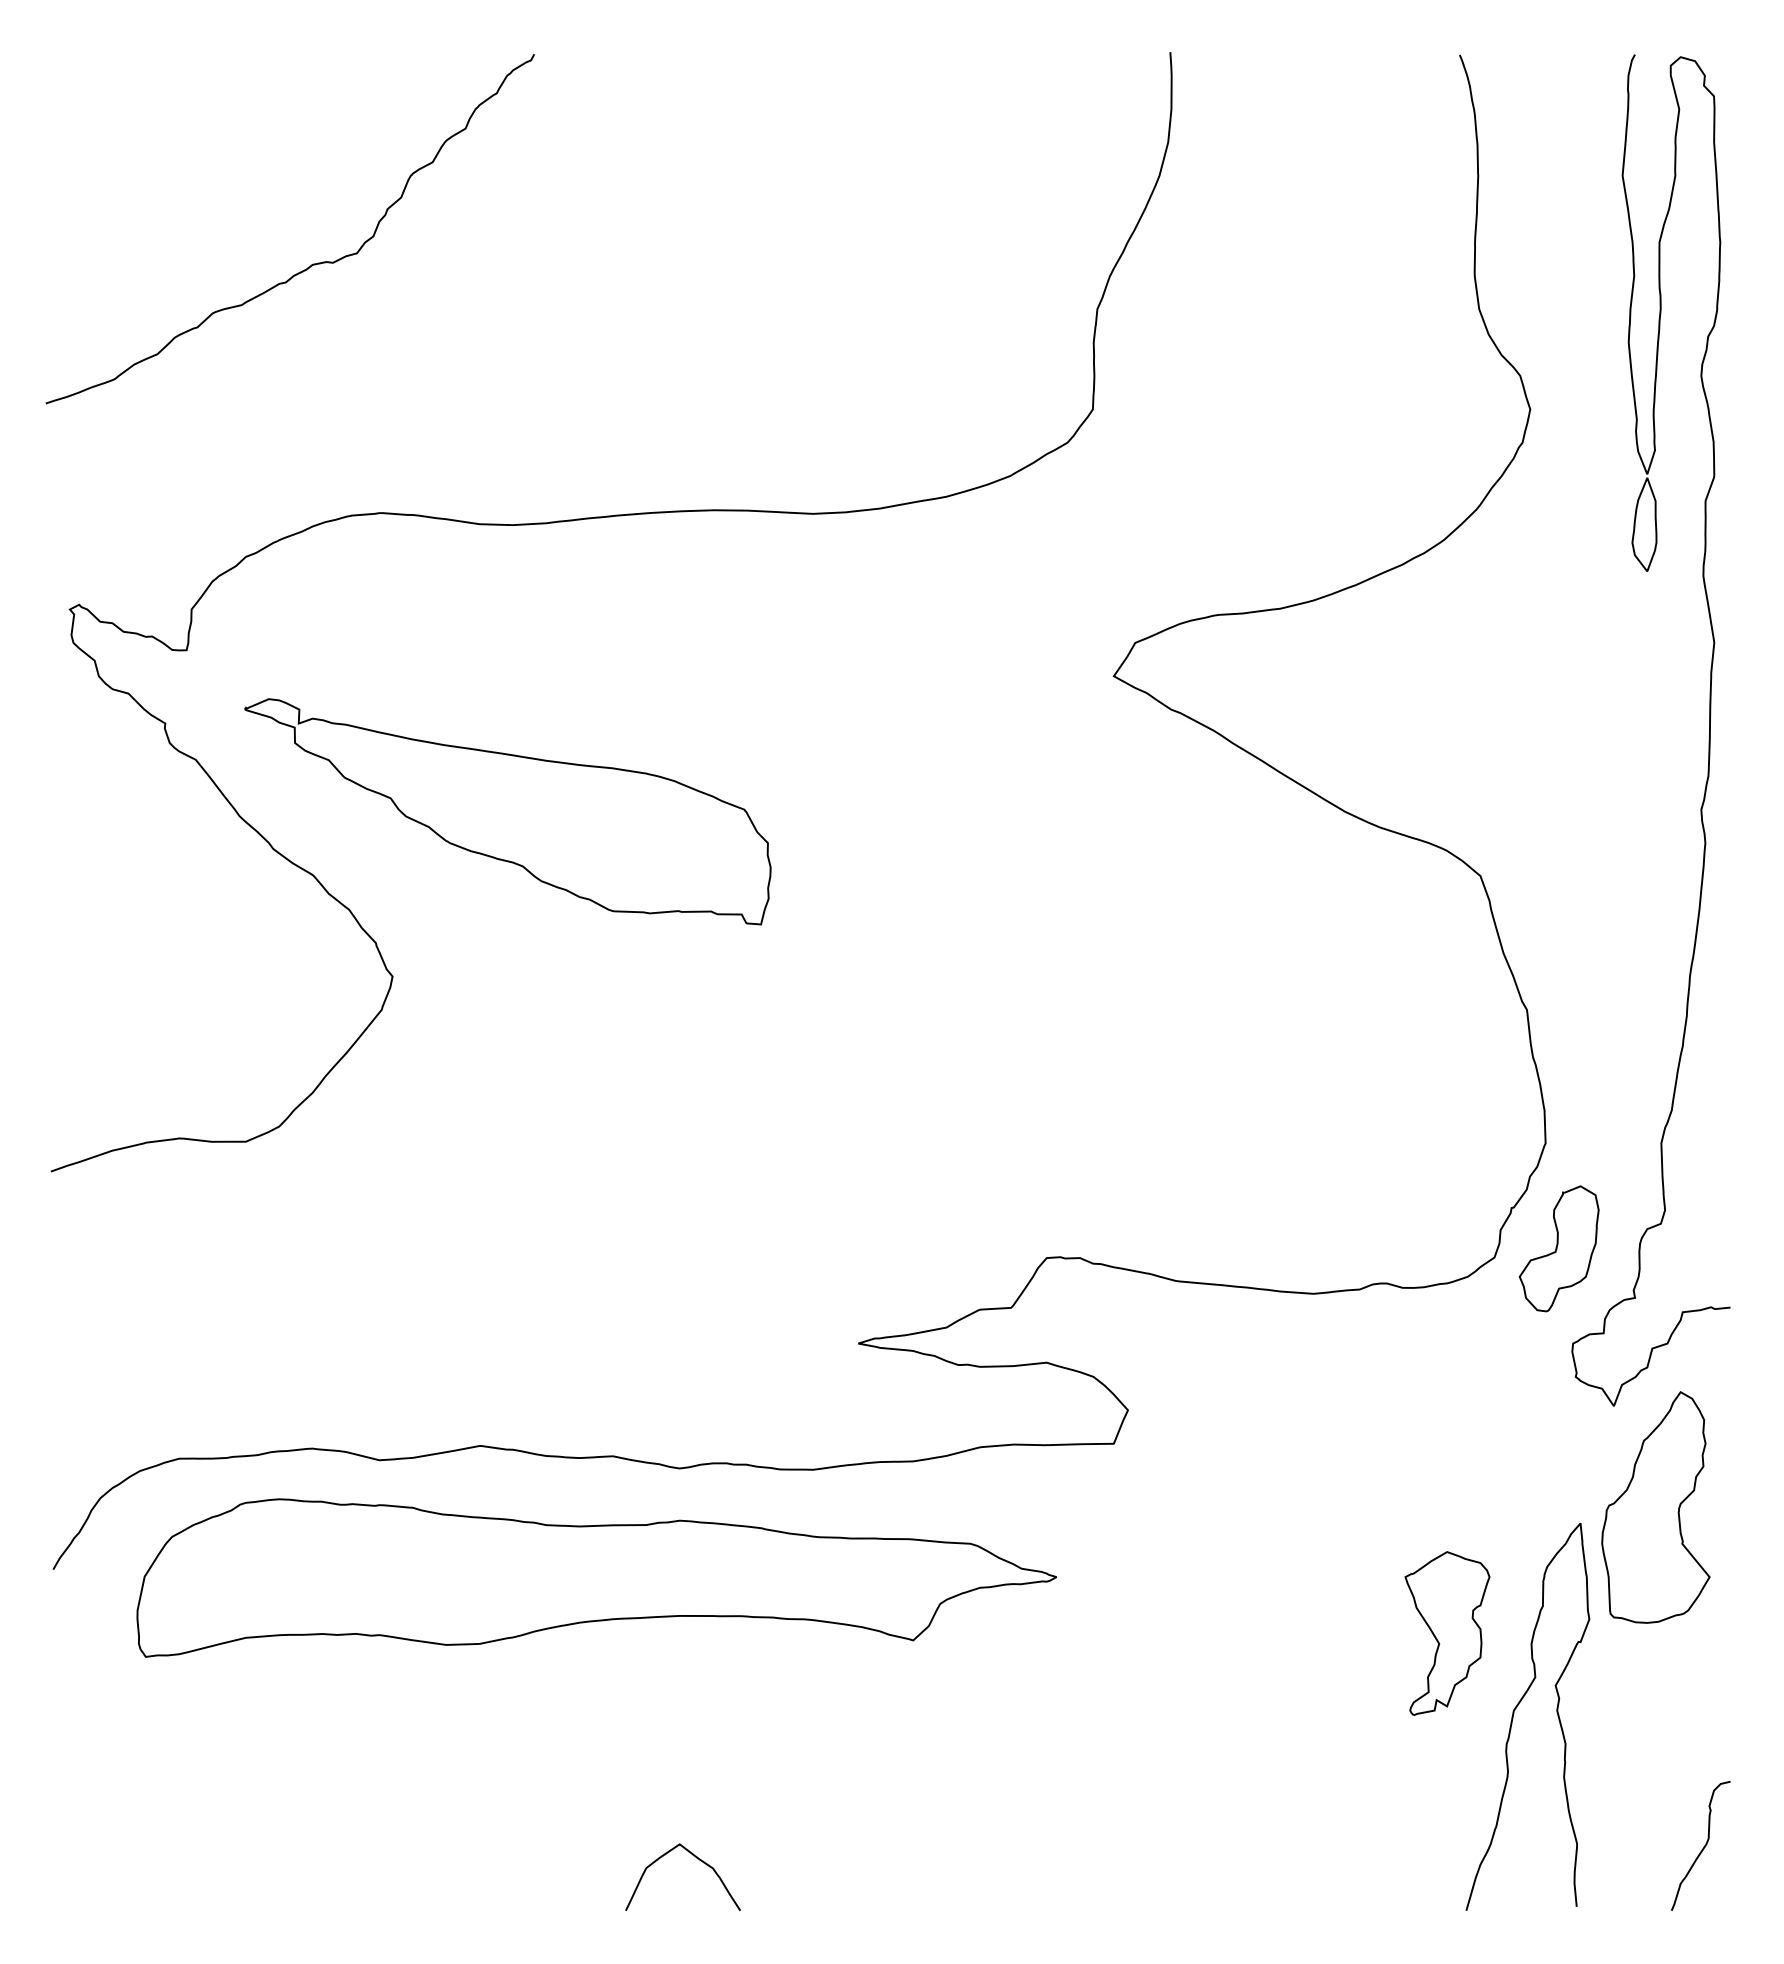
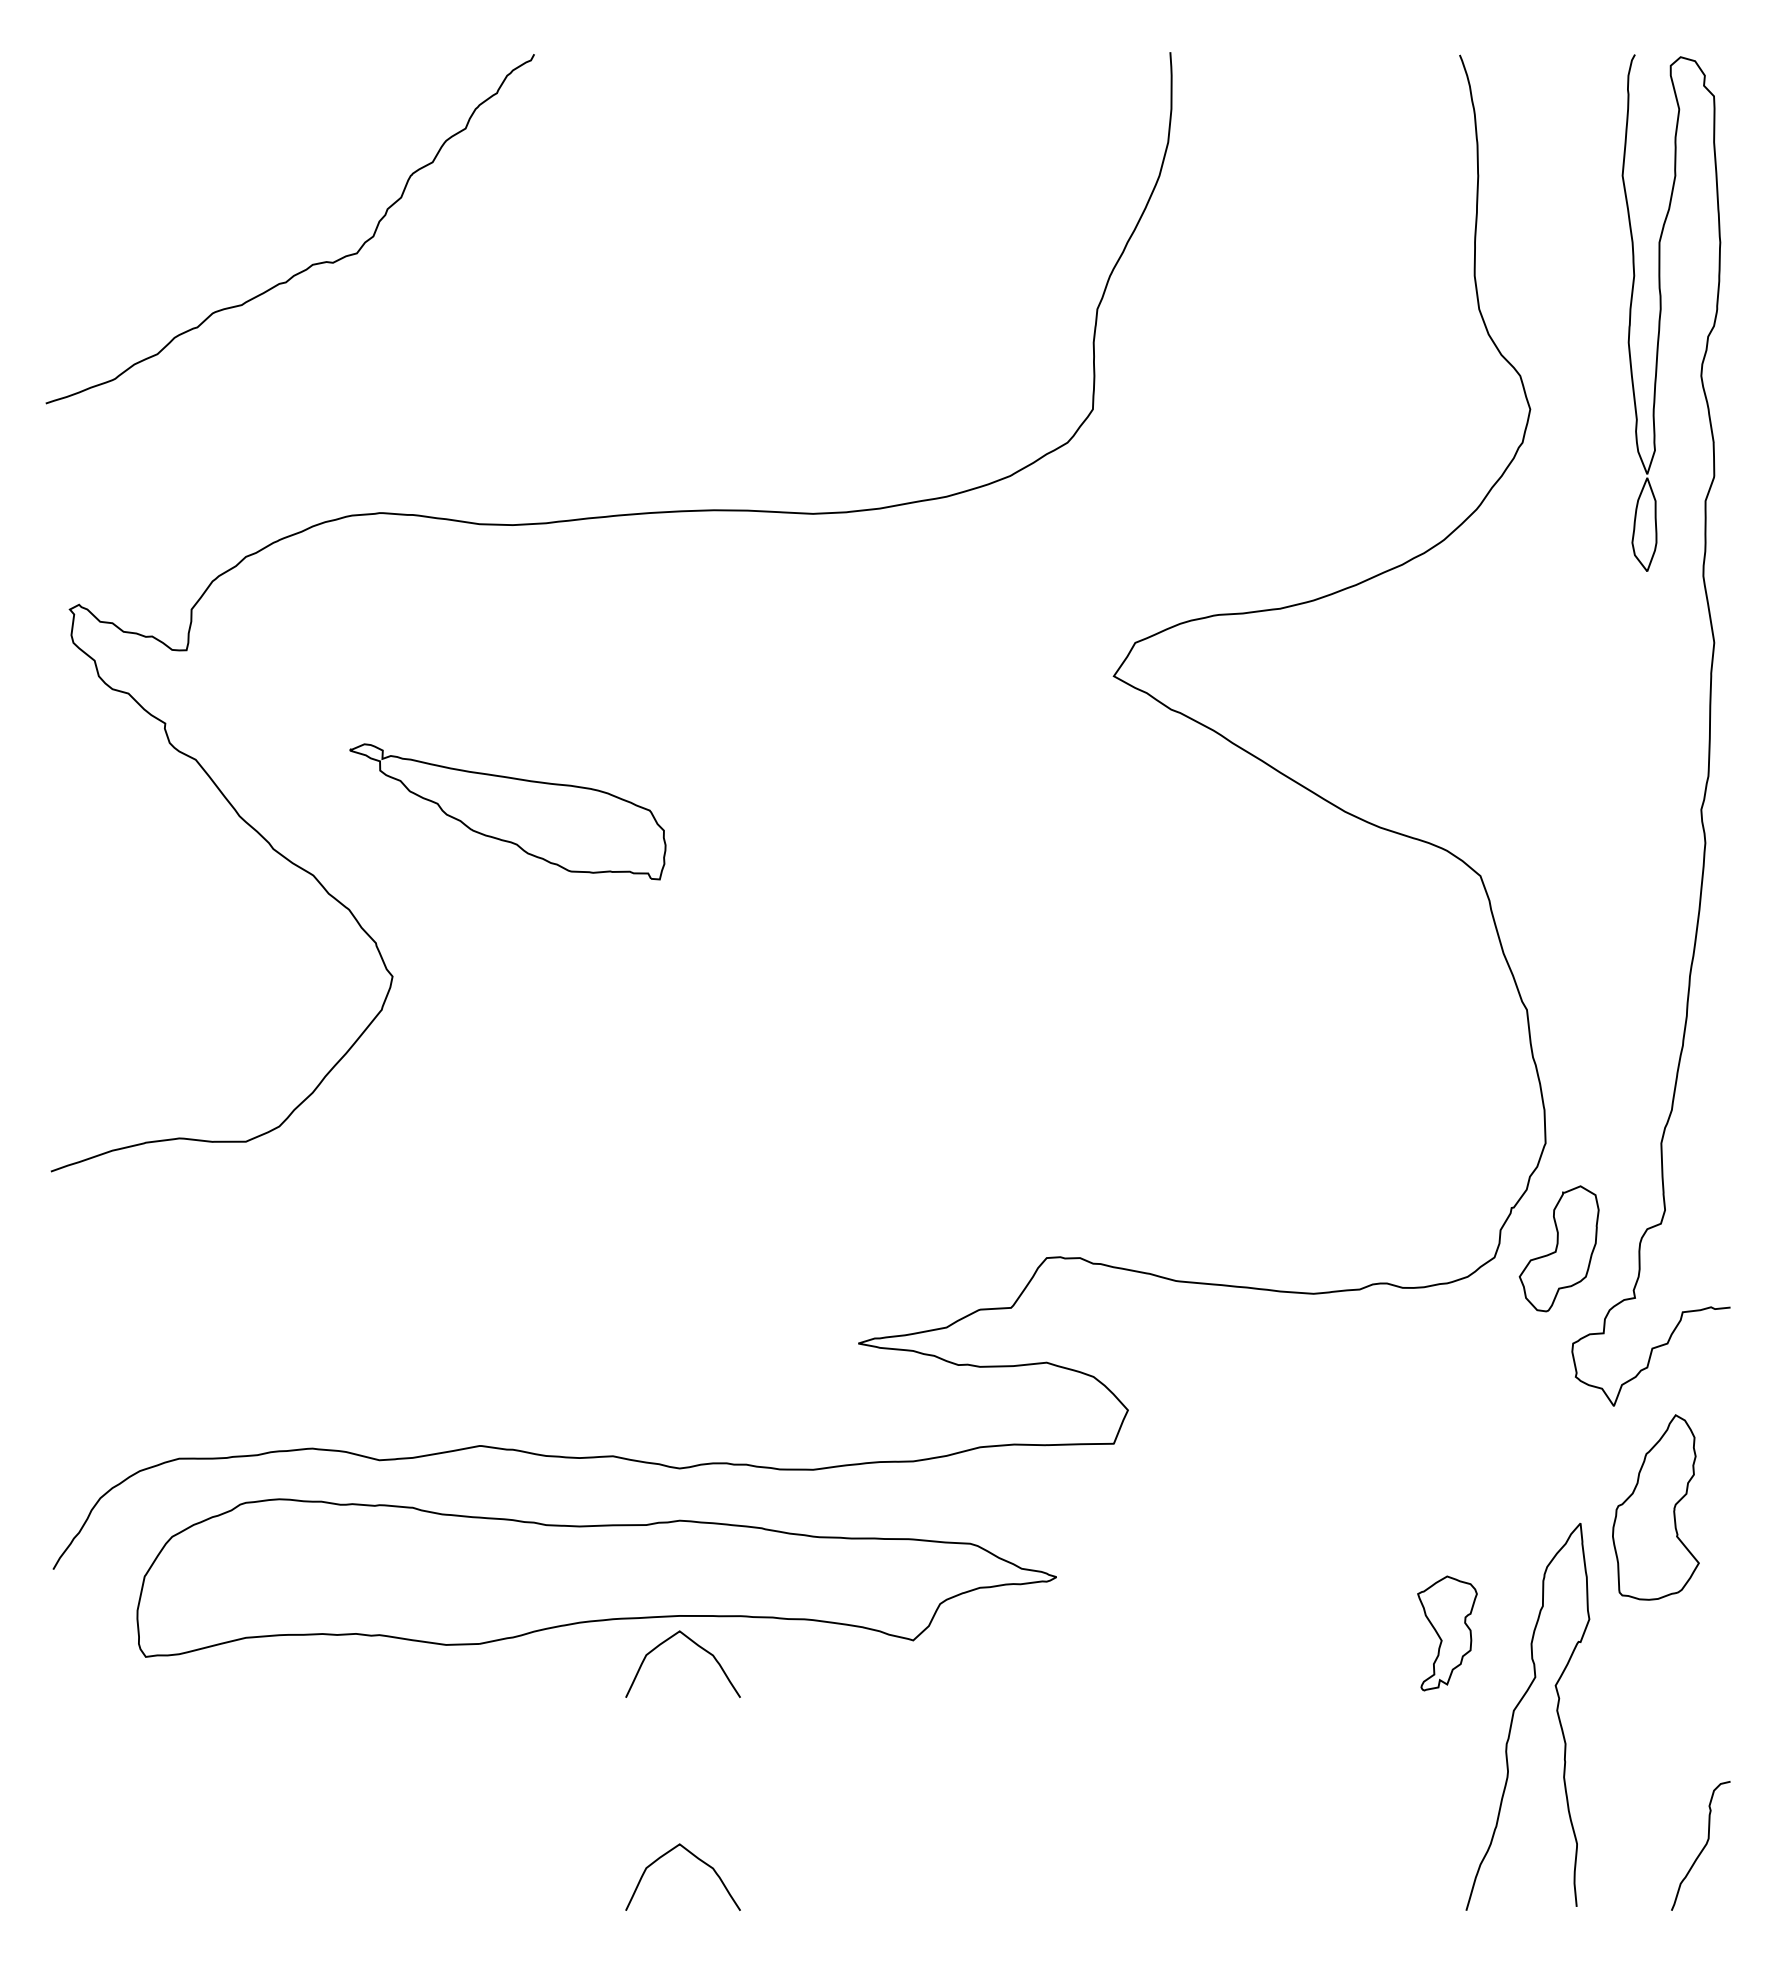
part size: 528x228 px -> 318x138 px (507, 811)
part size: 110x233 px -> 88x187 px (1655, 1507)
part size: 87x165 px -> 61x117 px (1447, 1633)
curve: none -> present (697, 1646)
